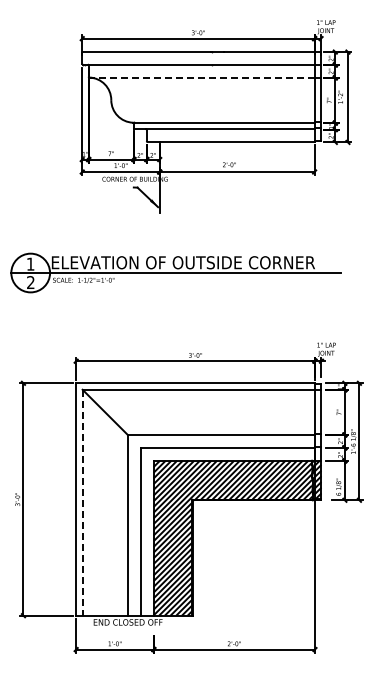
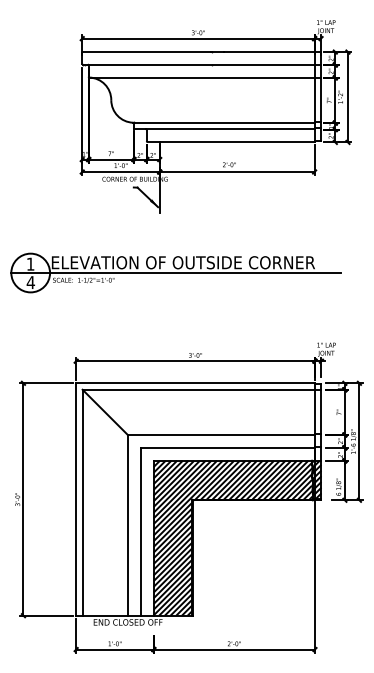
line: dashed -> solid (201, 77)
text: 2 -> 4 (30, 282)
line: dashed -> solid (82, 502)
